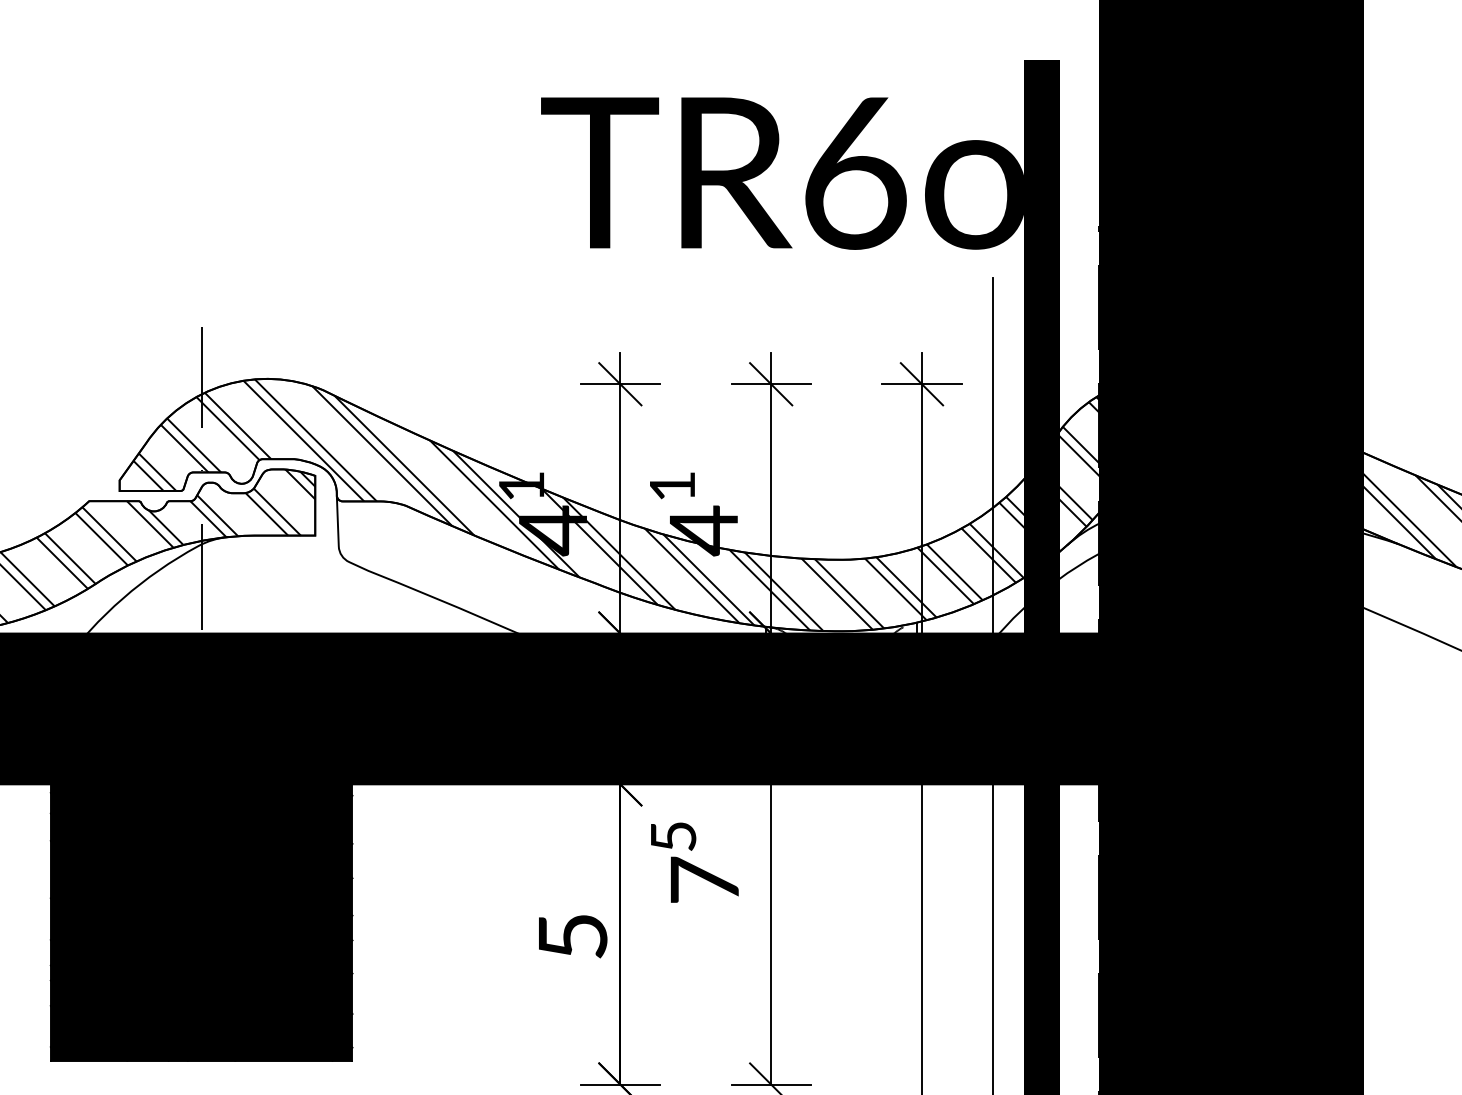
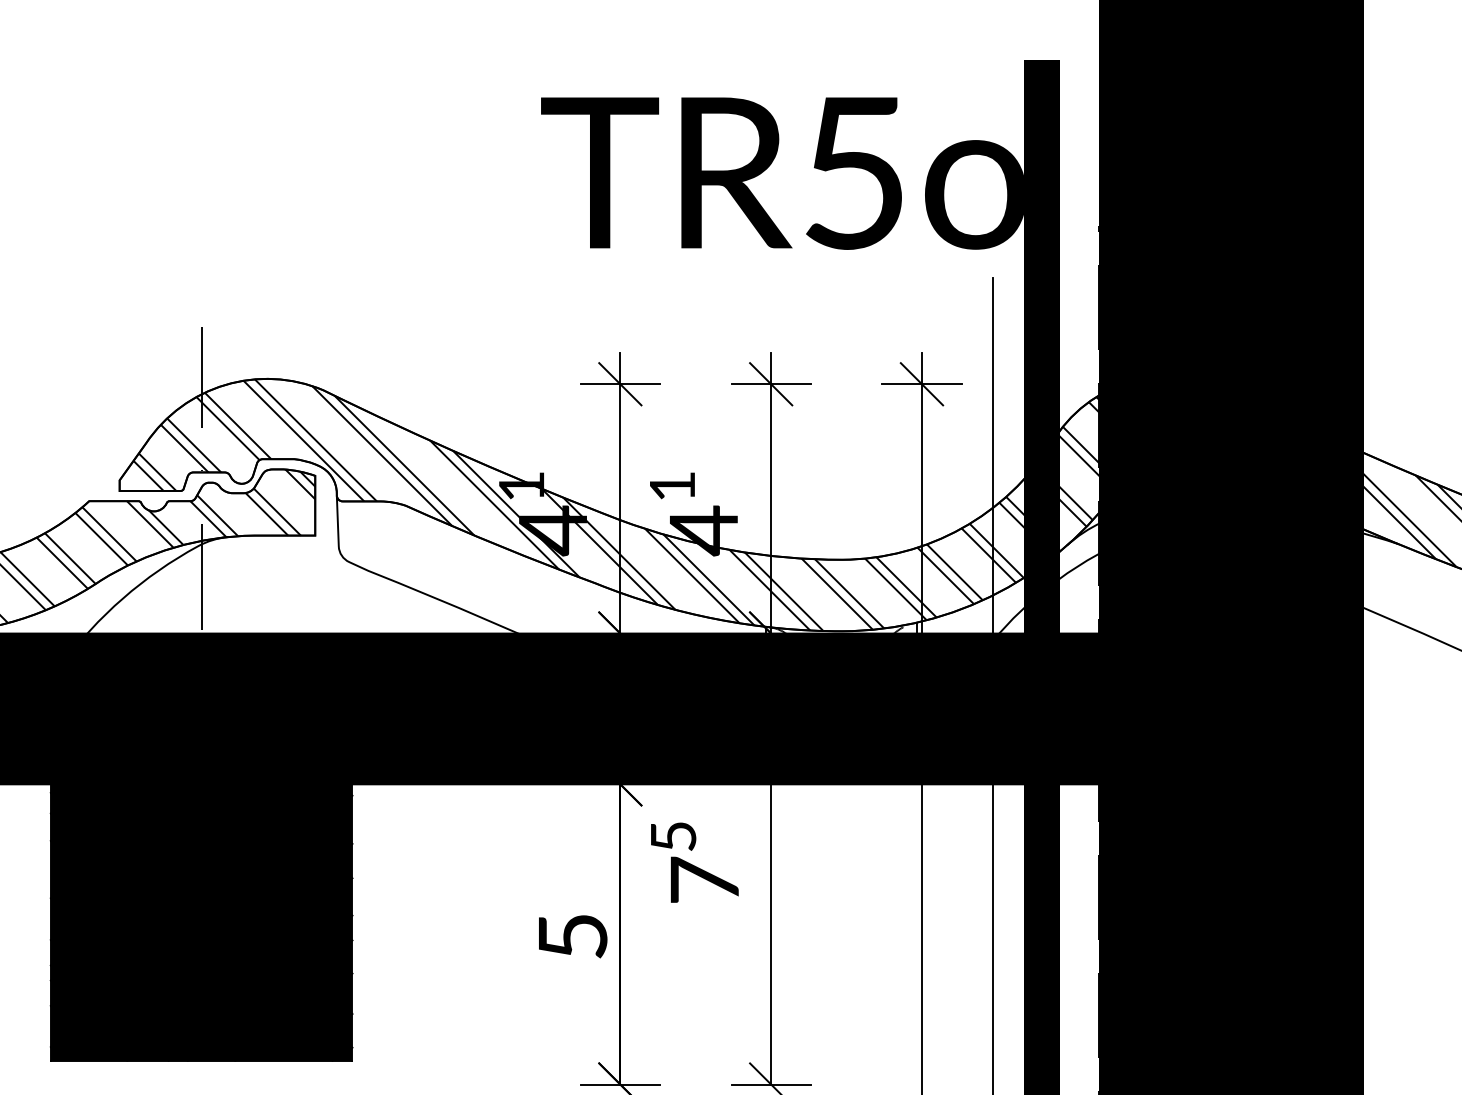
text: TR6o -> TR5o (855, 173)
